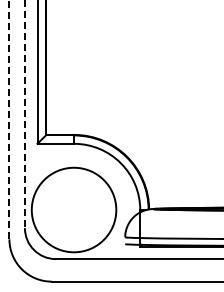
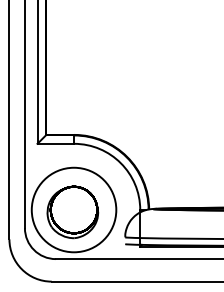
line: dashed -> solid (24, 114)
line: dashed -> solid (9, 119)
part: none -> present (72, 212)
